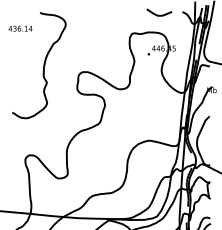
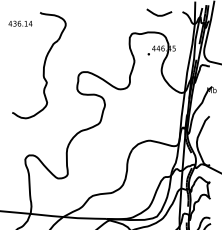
text position: (20, 28) -> (20, 23) (20, 23)
